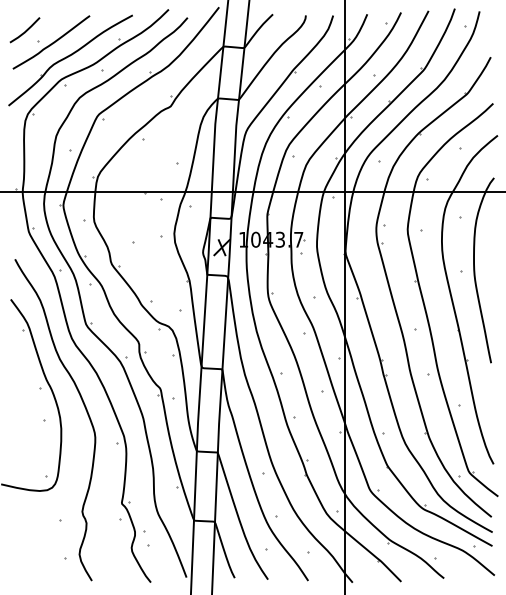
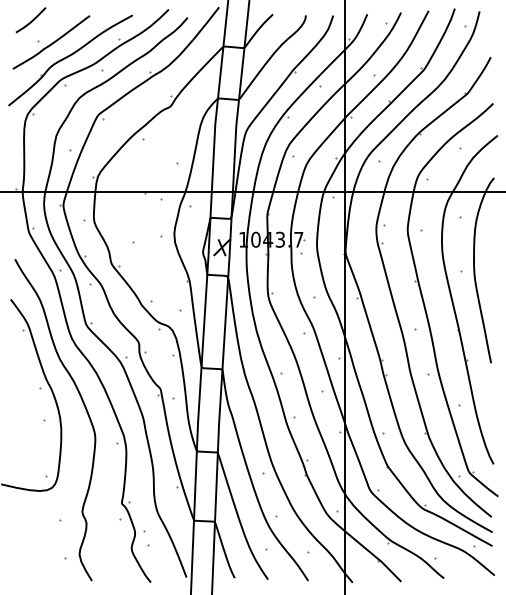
line position: (25, 30) -> (31, 20) (31, 20)
